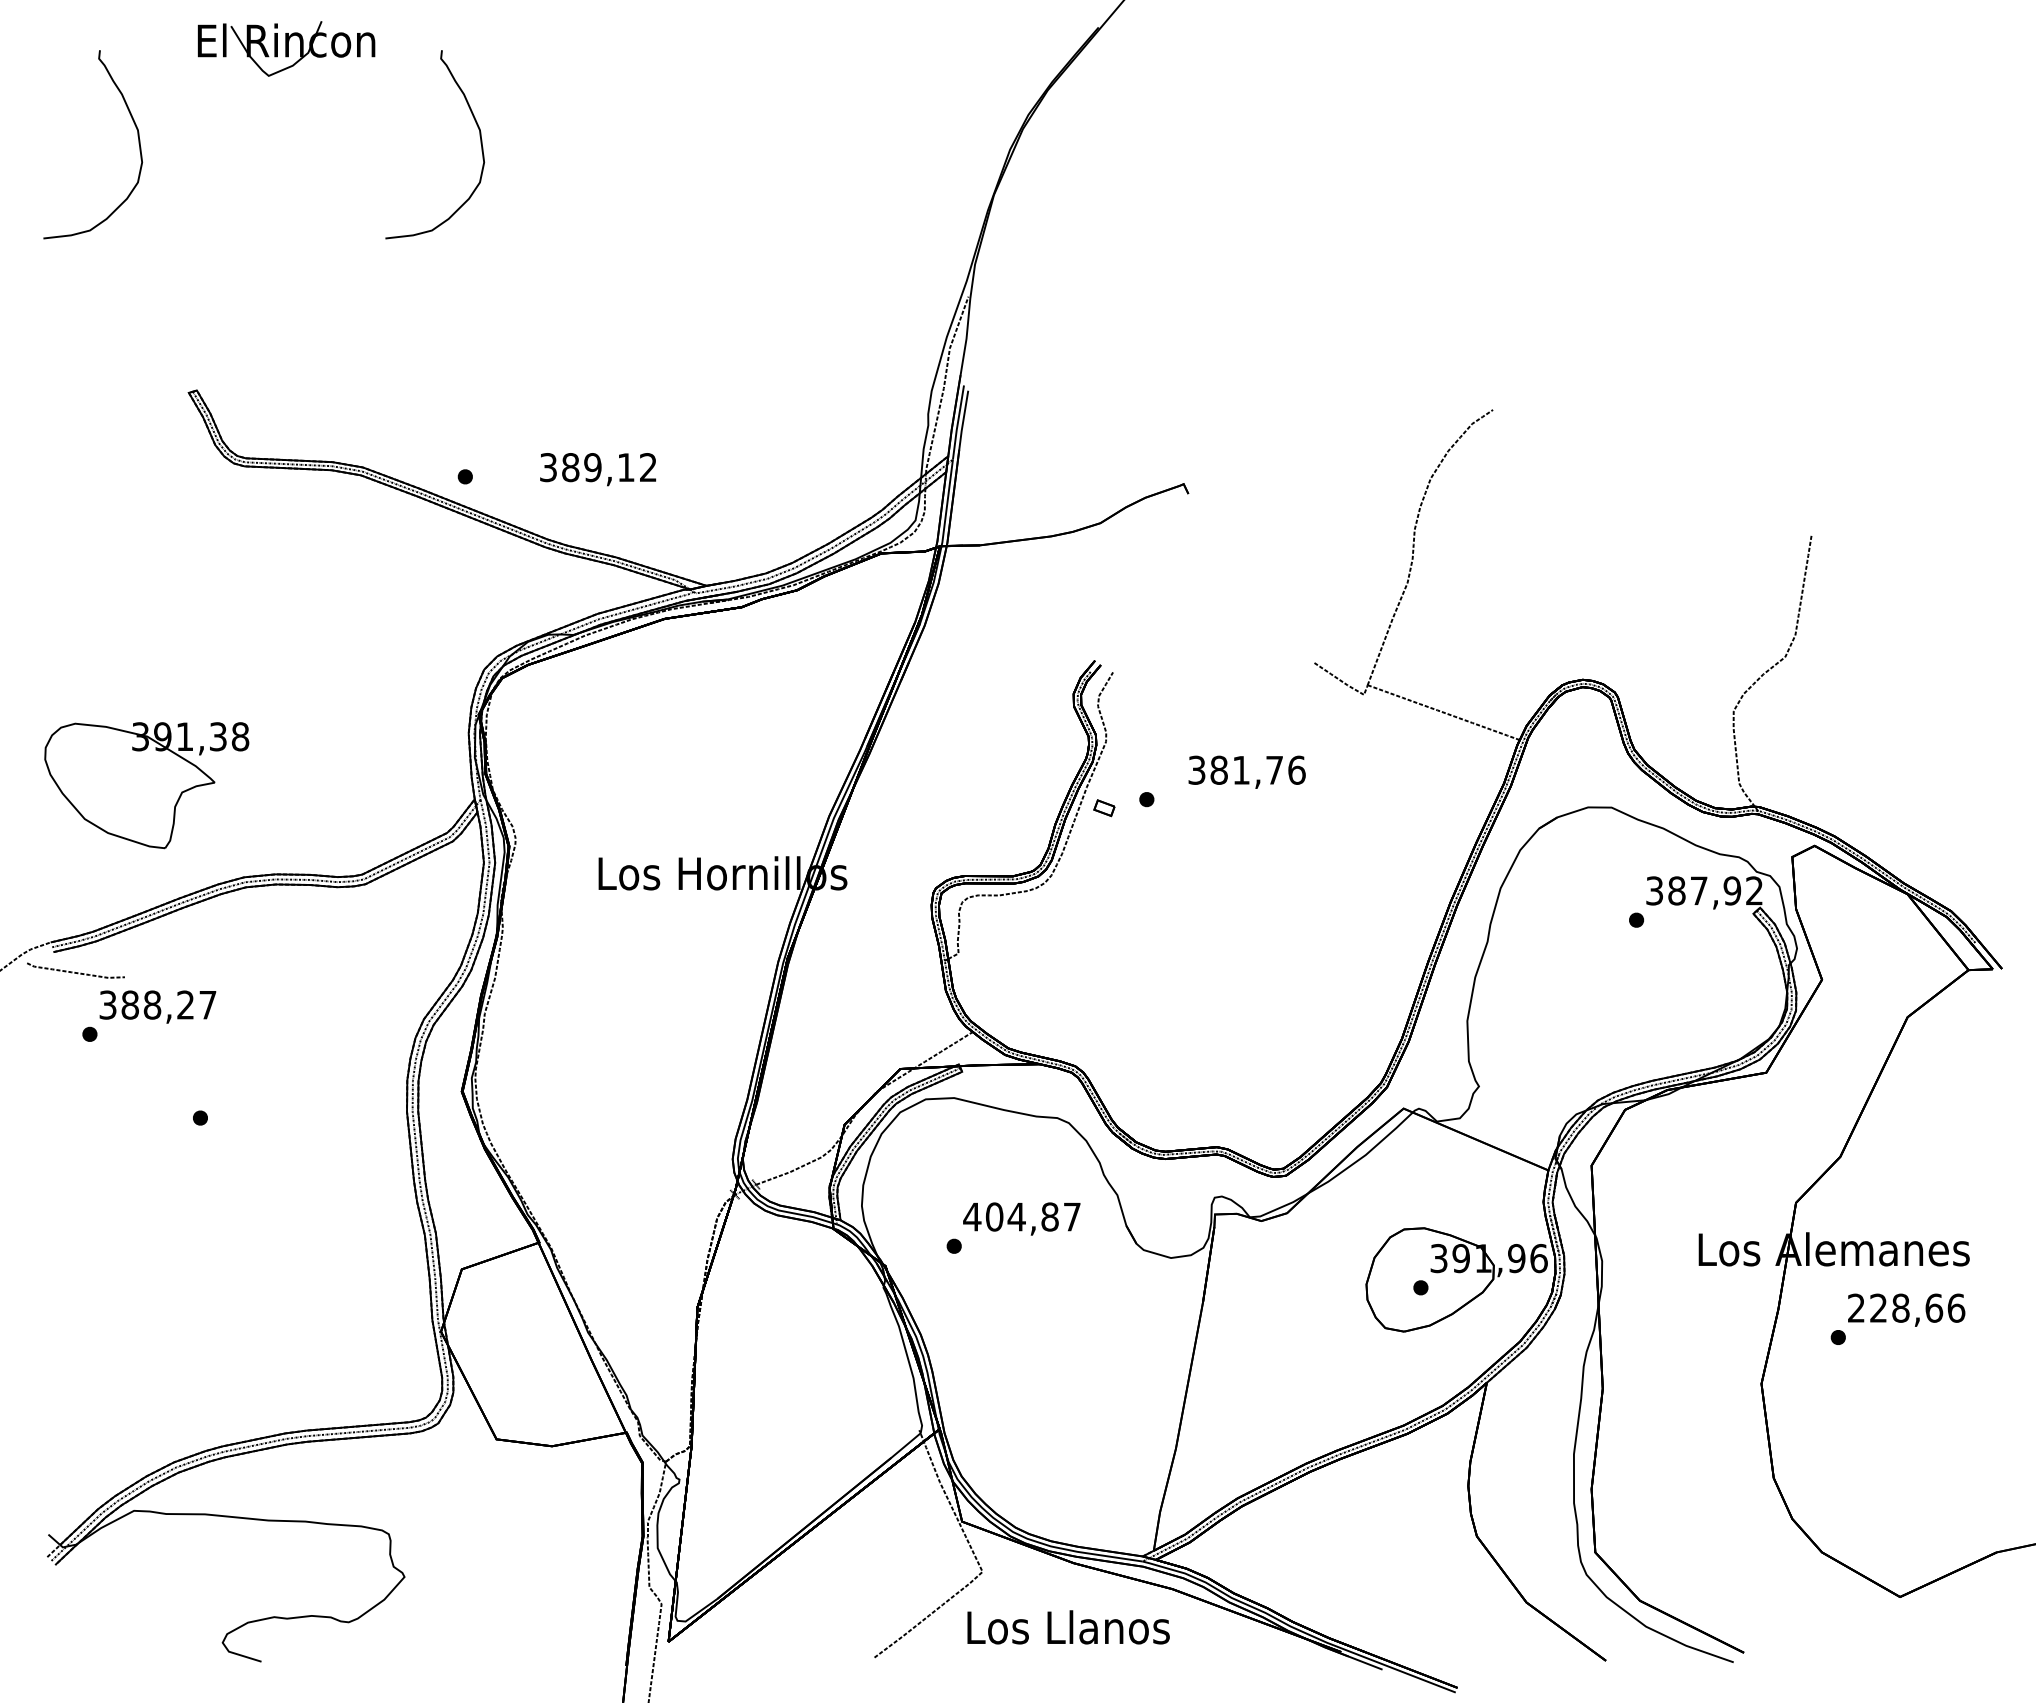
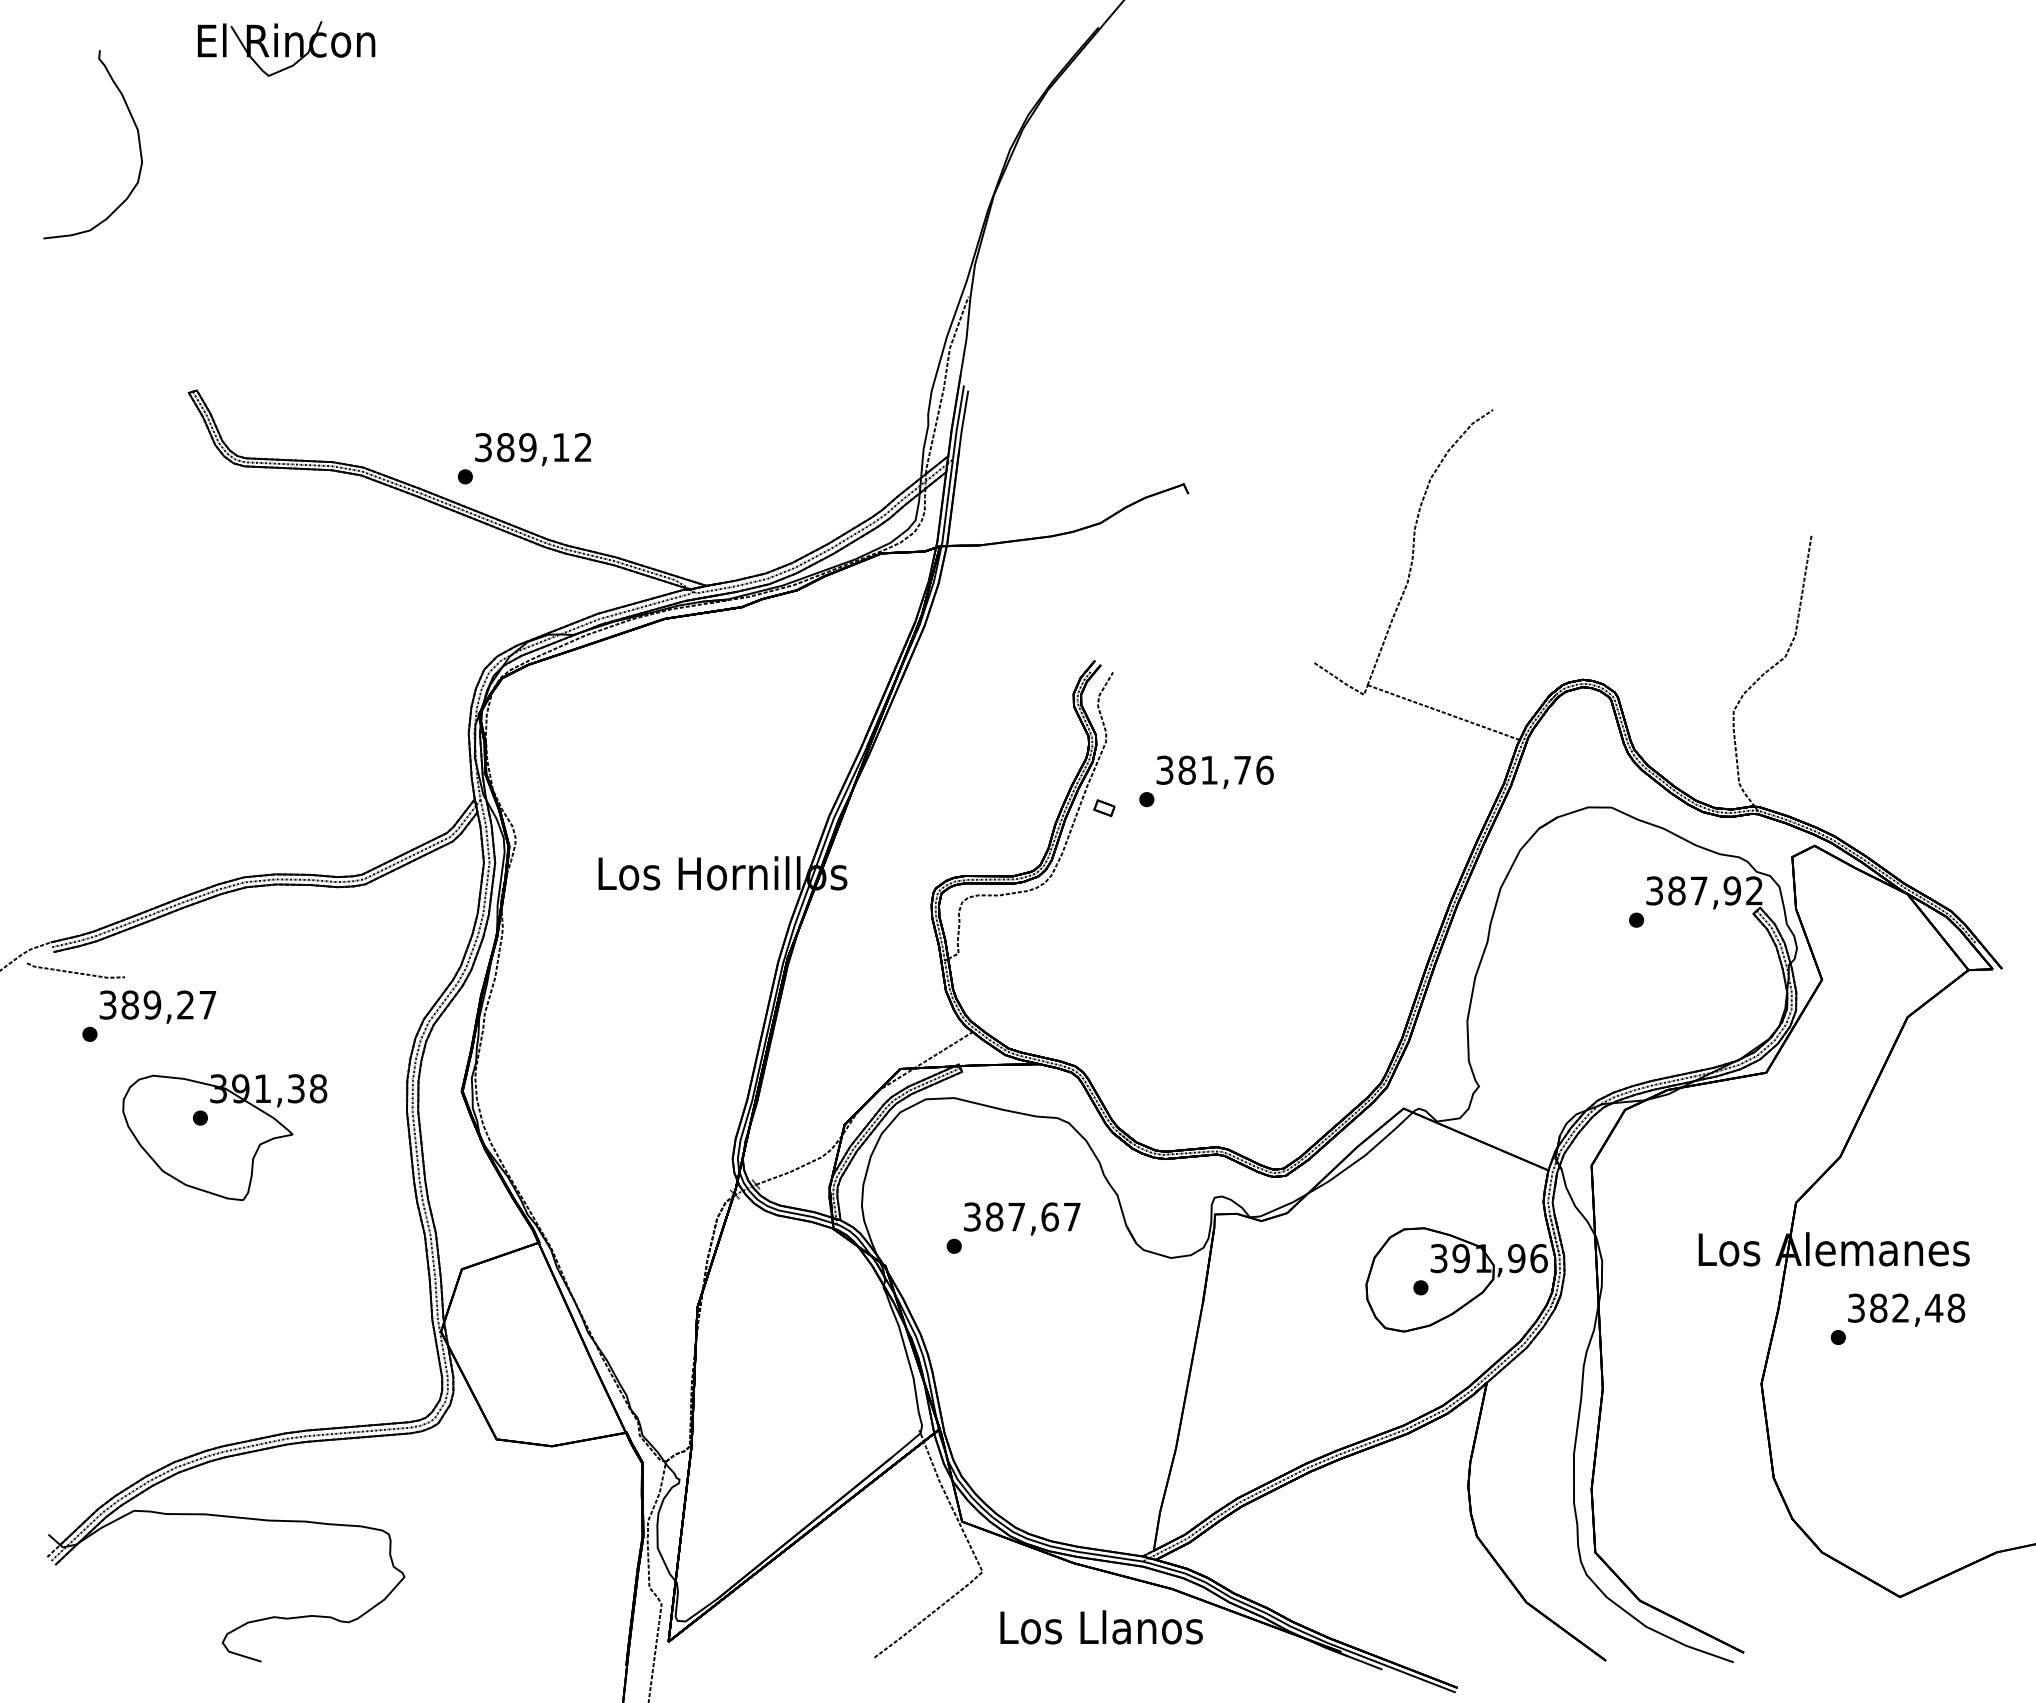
curve: present -> none (479, 136)
text position: (598, 469) -> (533, 449) (533, 449)
text position: (1246, 771) -> (1214, 771) (1214, 771)
part position: (146, 785) -> (224, 1137) (224, 1137)
text: 388,27 -> 389,27 (152, 1004)
text: 404,87 -> 387,67 (1010, 1216)
text: 228,66 -> 382,48 (1906, 1307)
text position: (1068, 1627) -> (1101, 1627) (1101, 1627)
